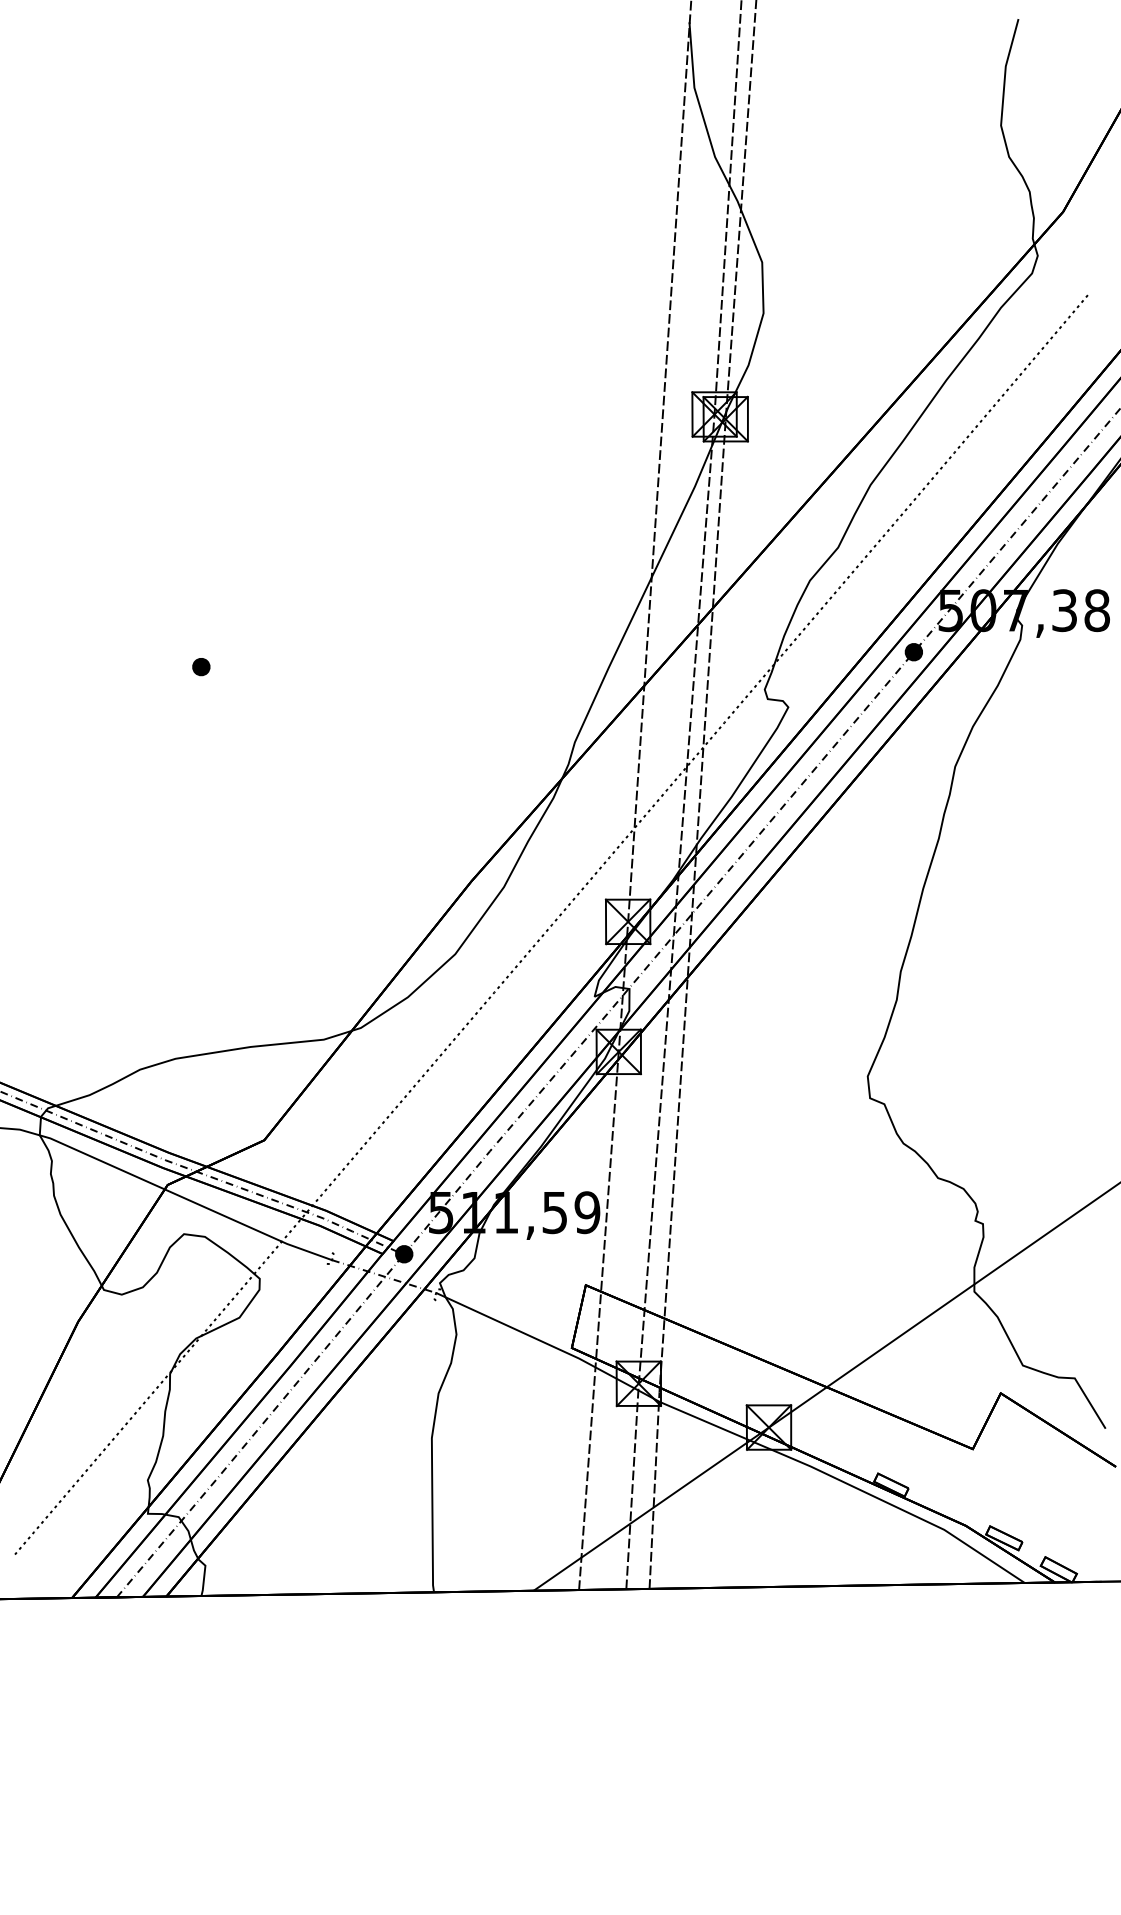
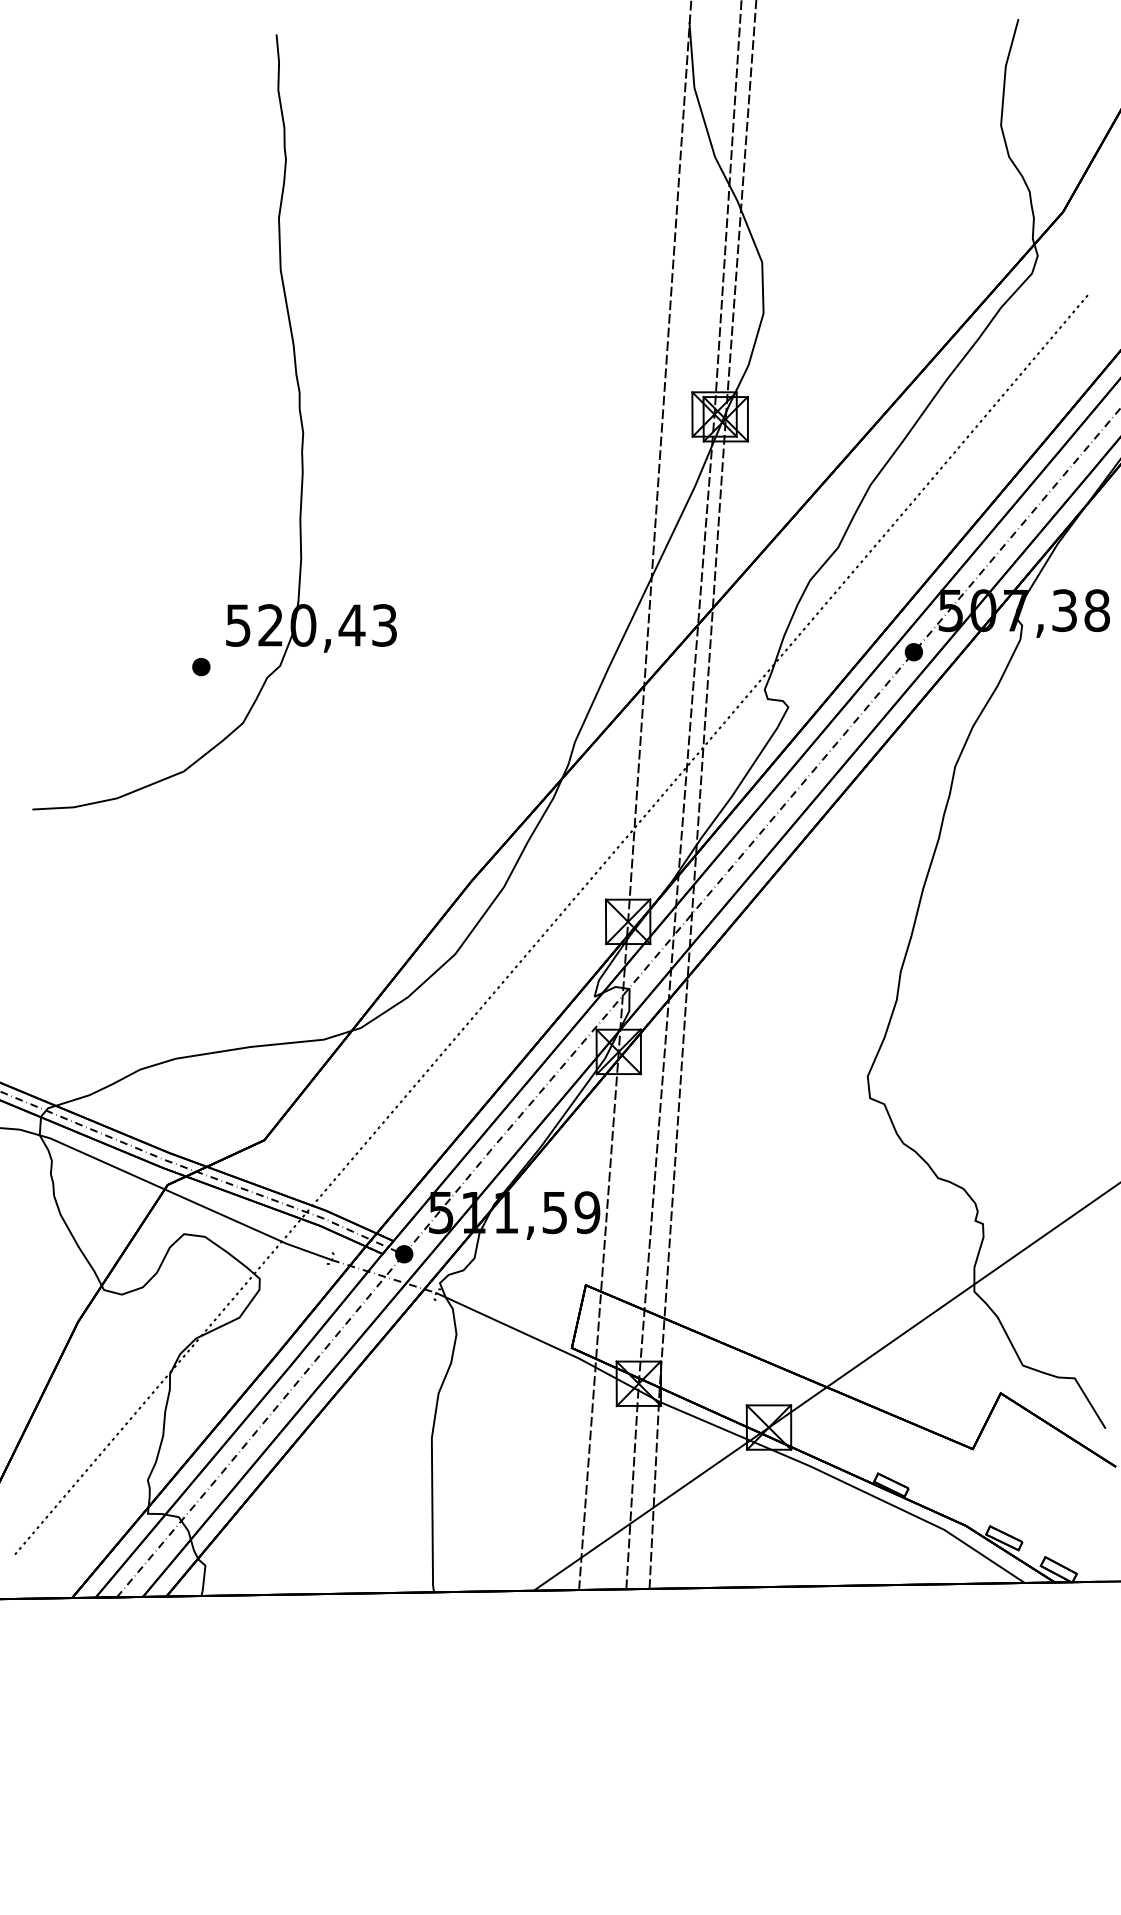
part: none -> present (298, 409)
